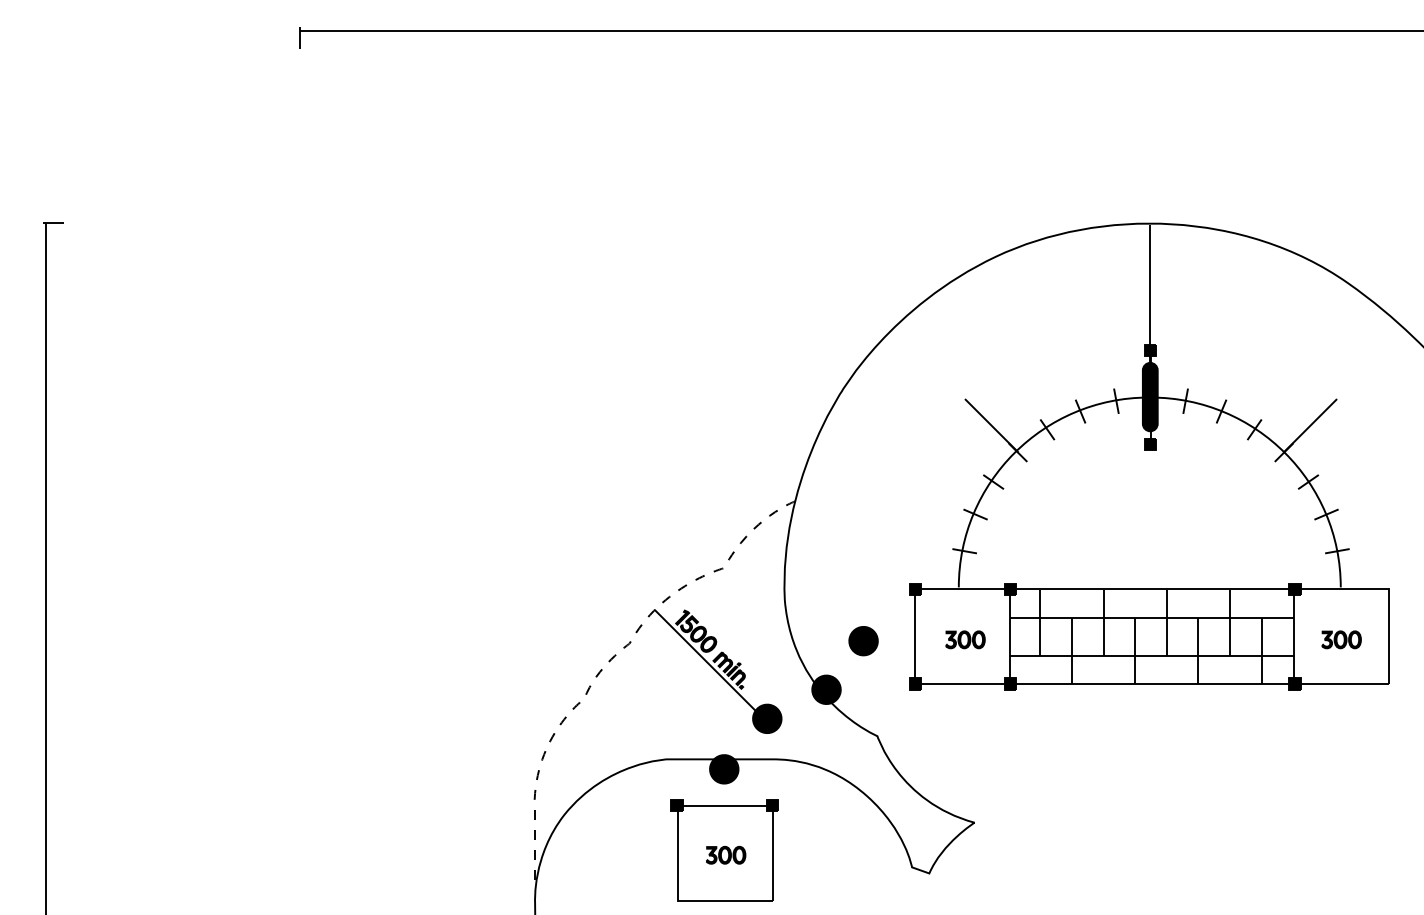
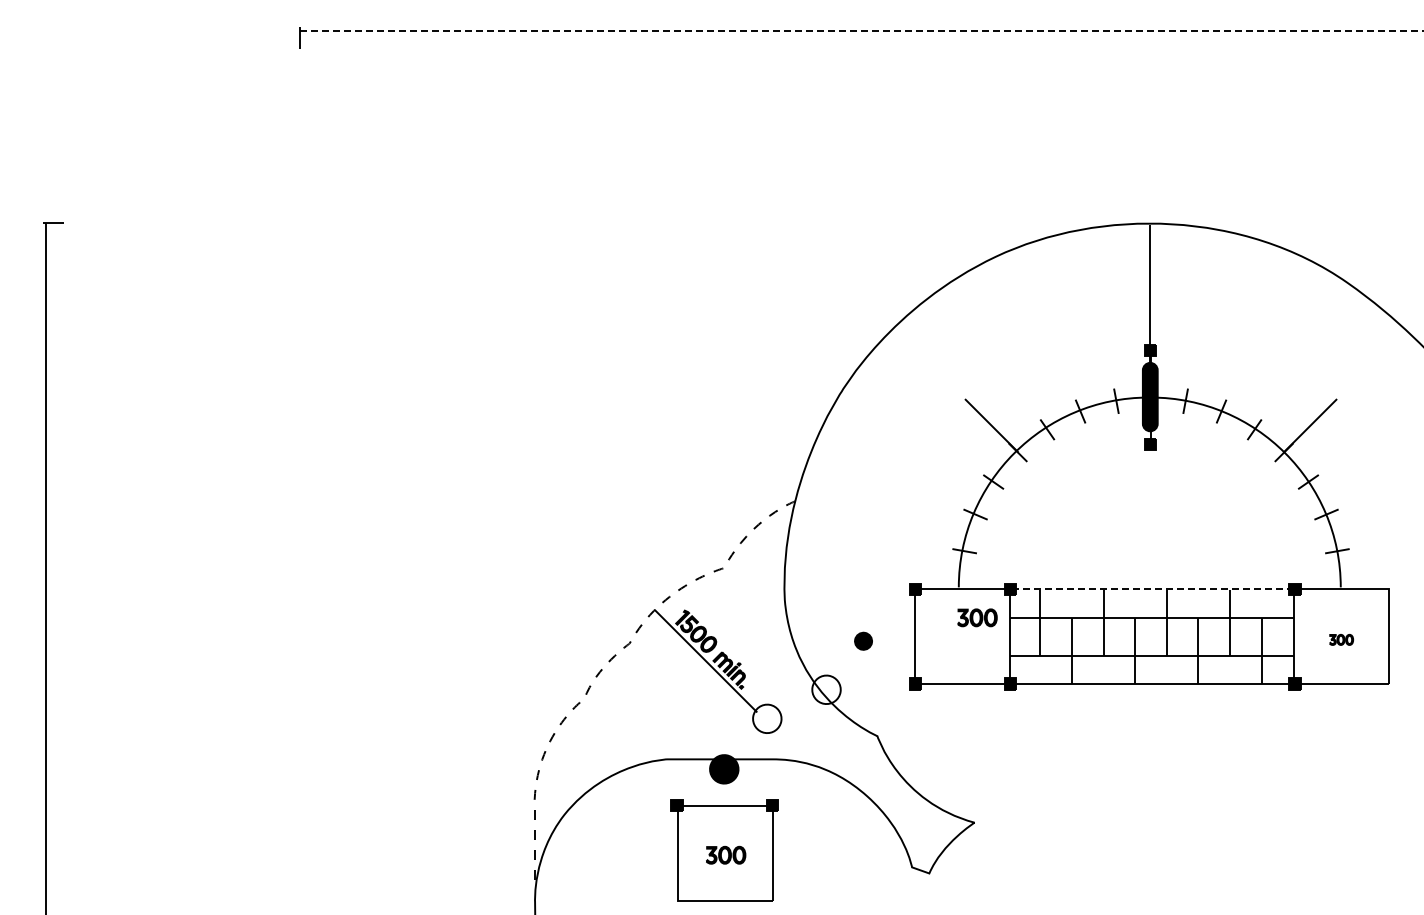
line: solid -> dashed (861, 30)
line: solid -> dashed (1151, 589)
part position: (965, 639) -> (977, 617) (977, 617)
part size: 41x20 px -> 26x12 px (1341, 639)
part size: 31x31 px -> 19x20 px (863, 640)
fill: present -> none (826, 689)
fill: present -> none (767, 718)
